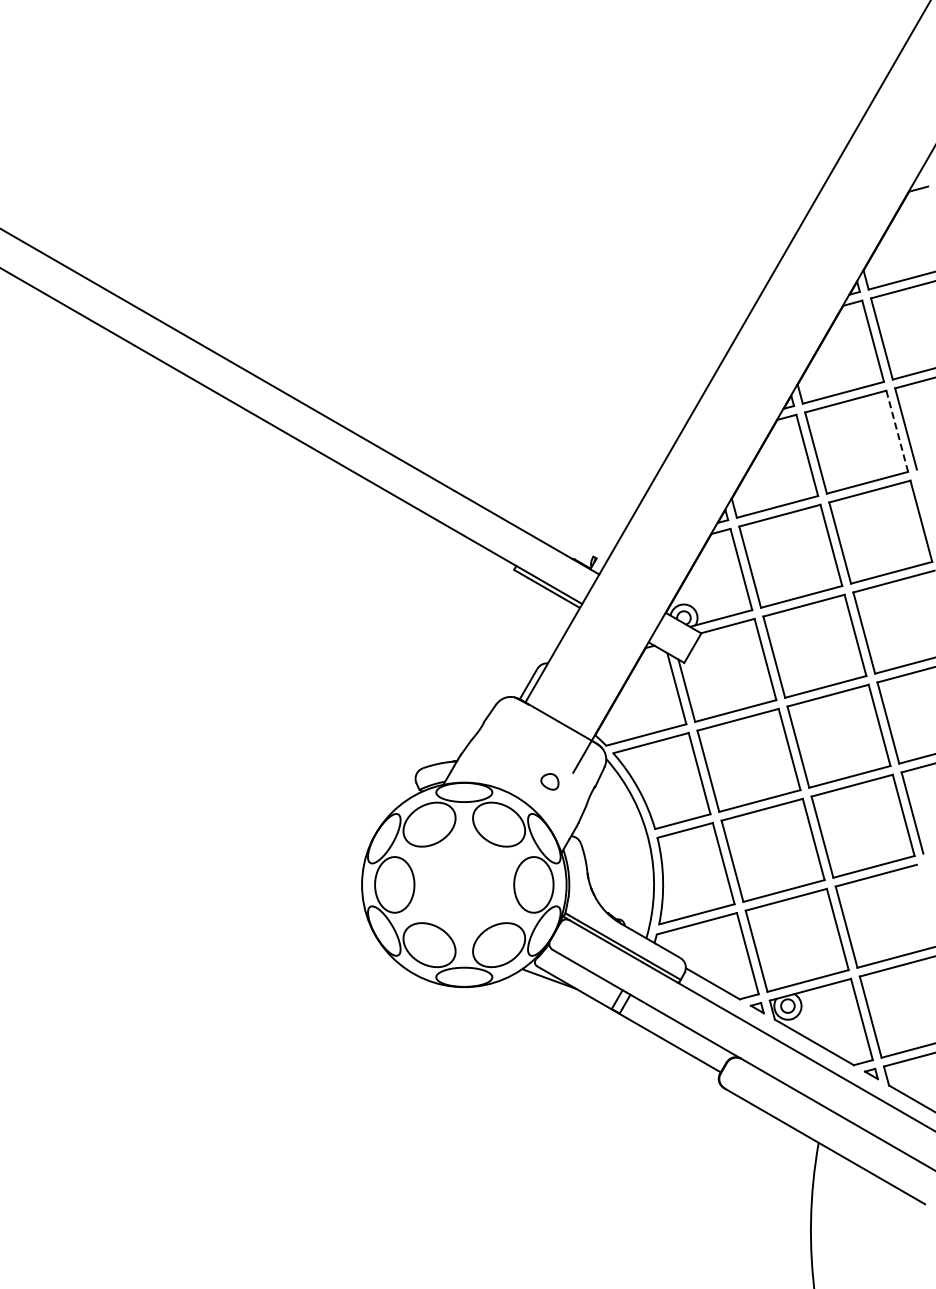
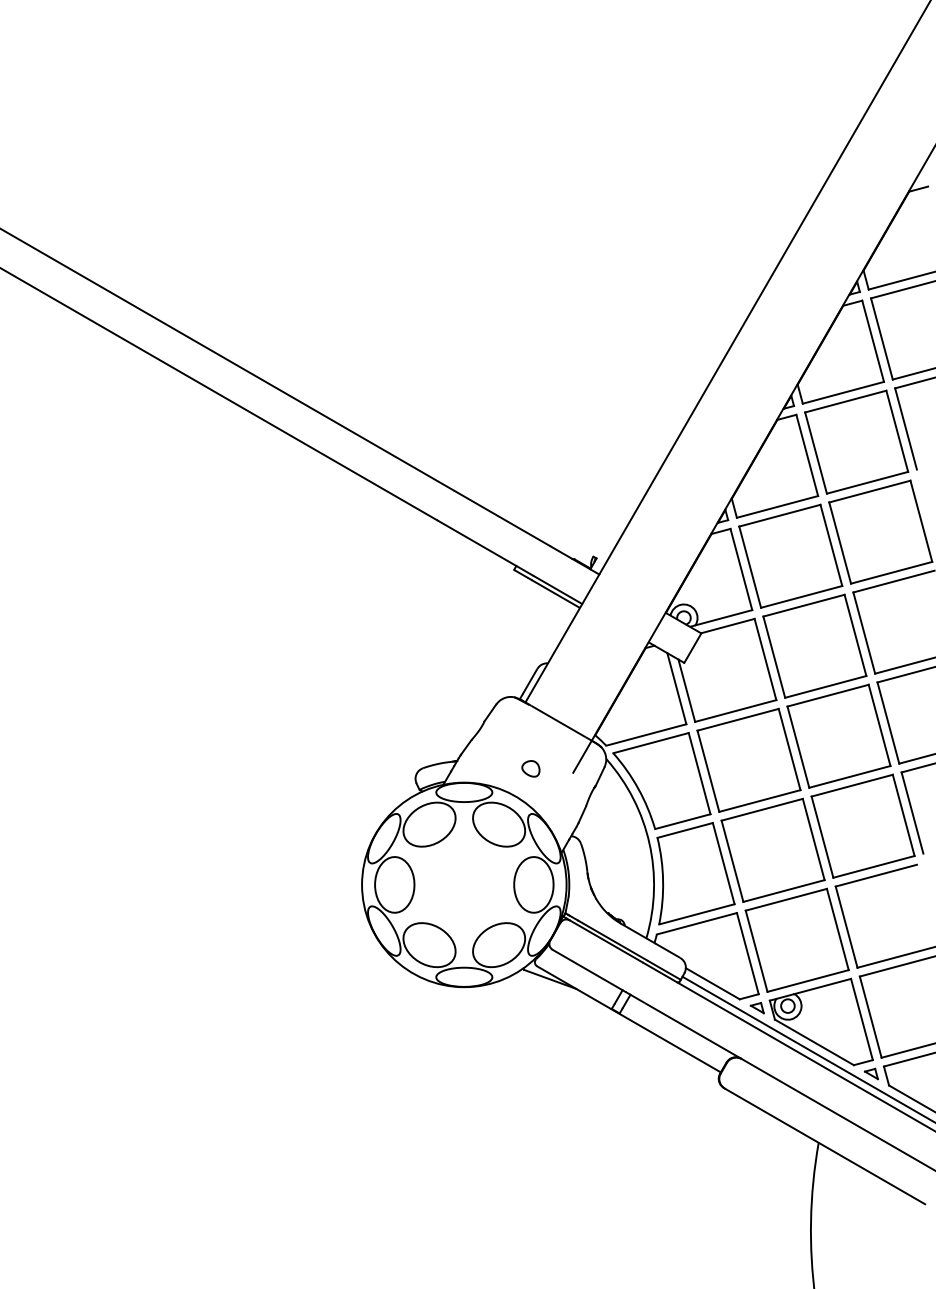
line: dashed -> solid (897, 430)
part position: (549, 781) -> (530, 768) (530, 768)
line: none -> present (807, 1048)
